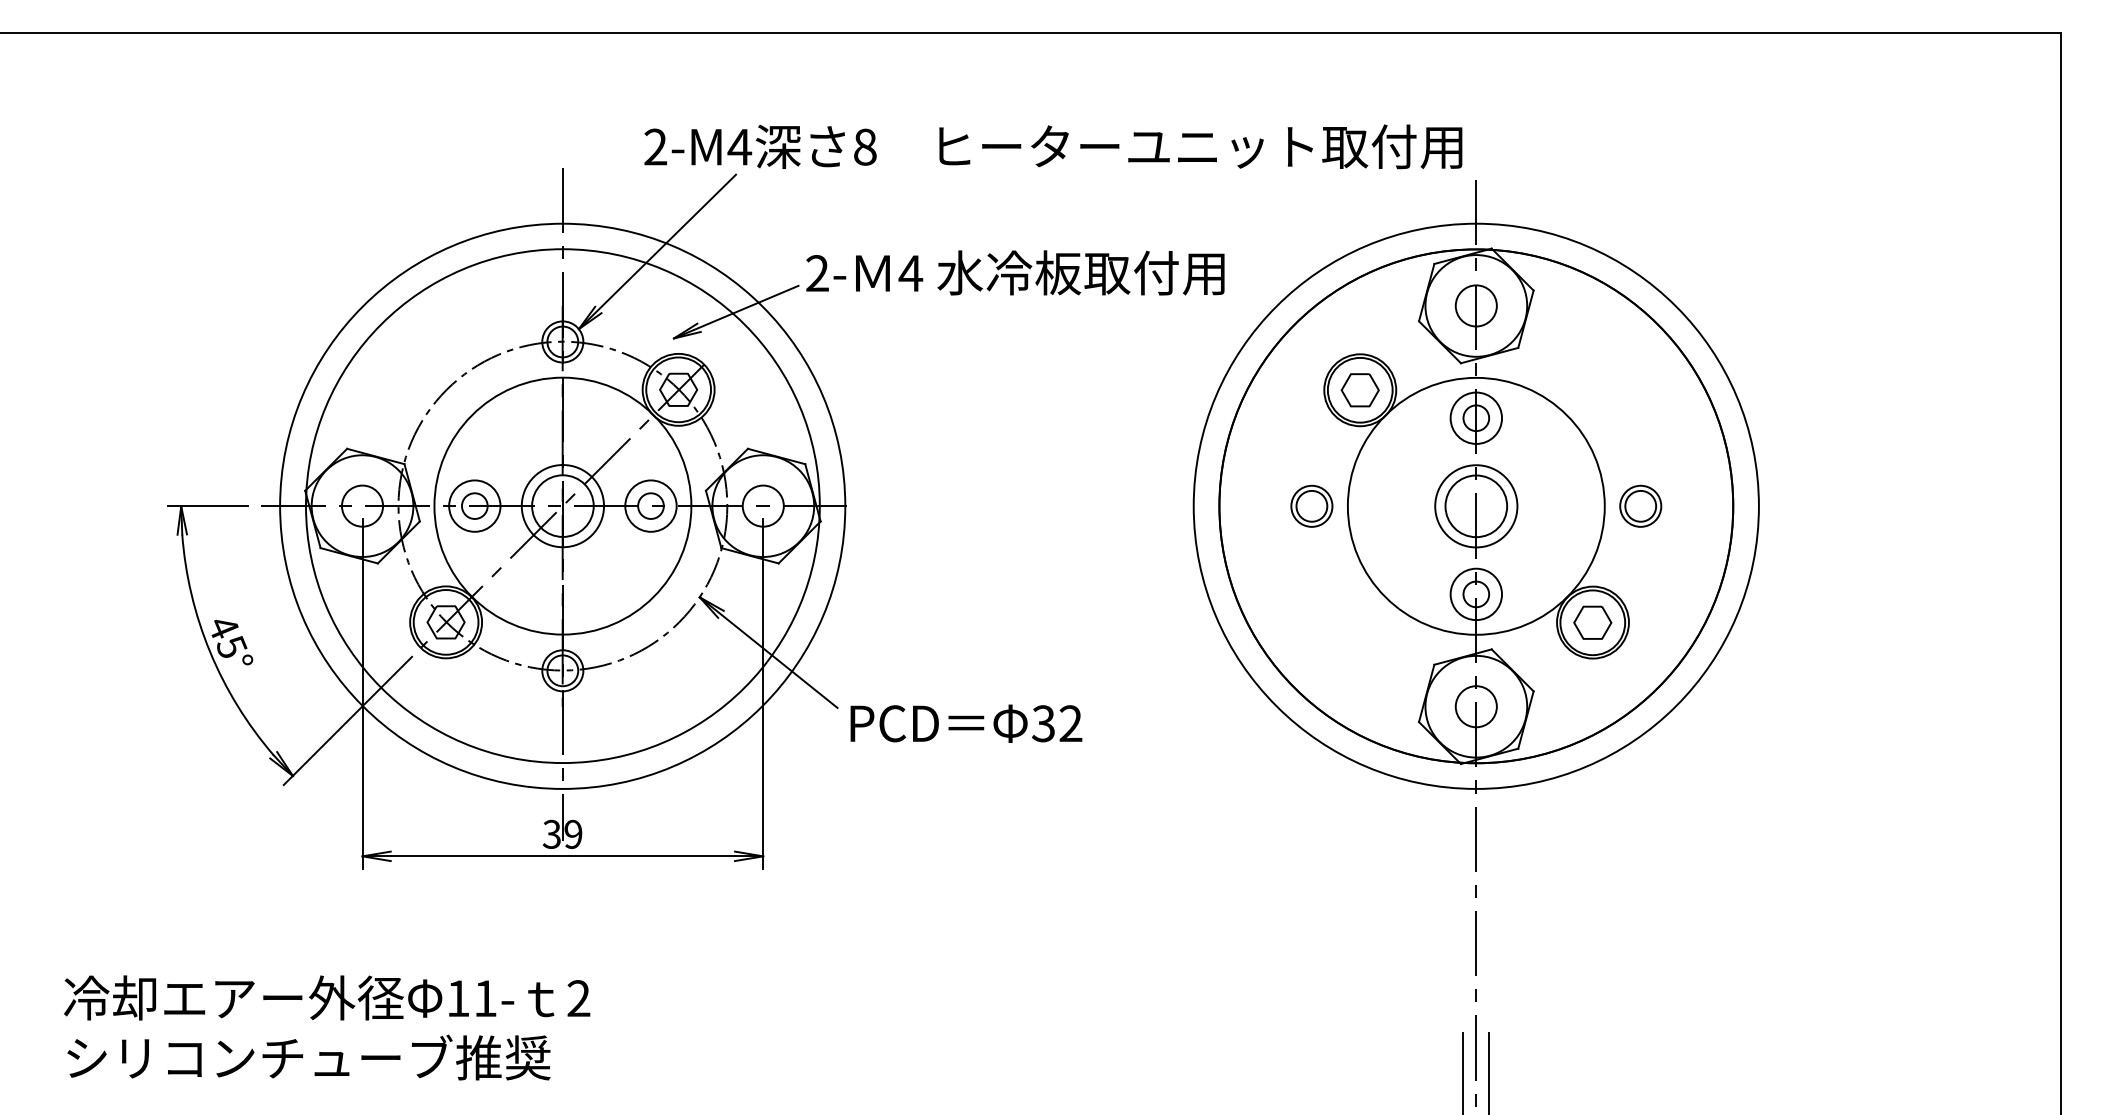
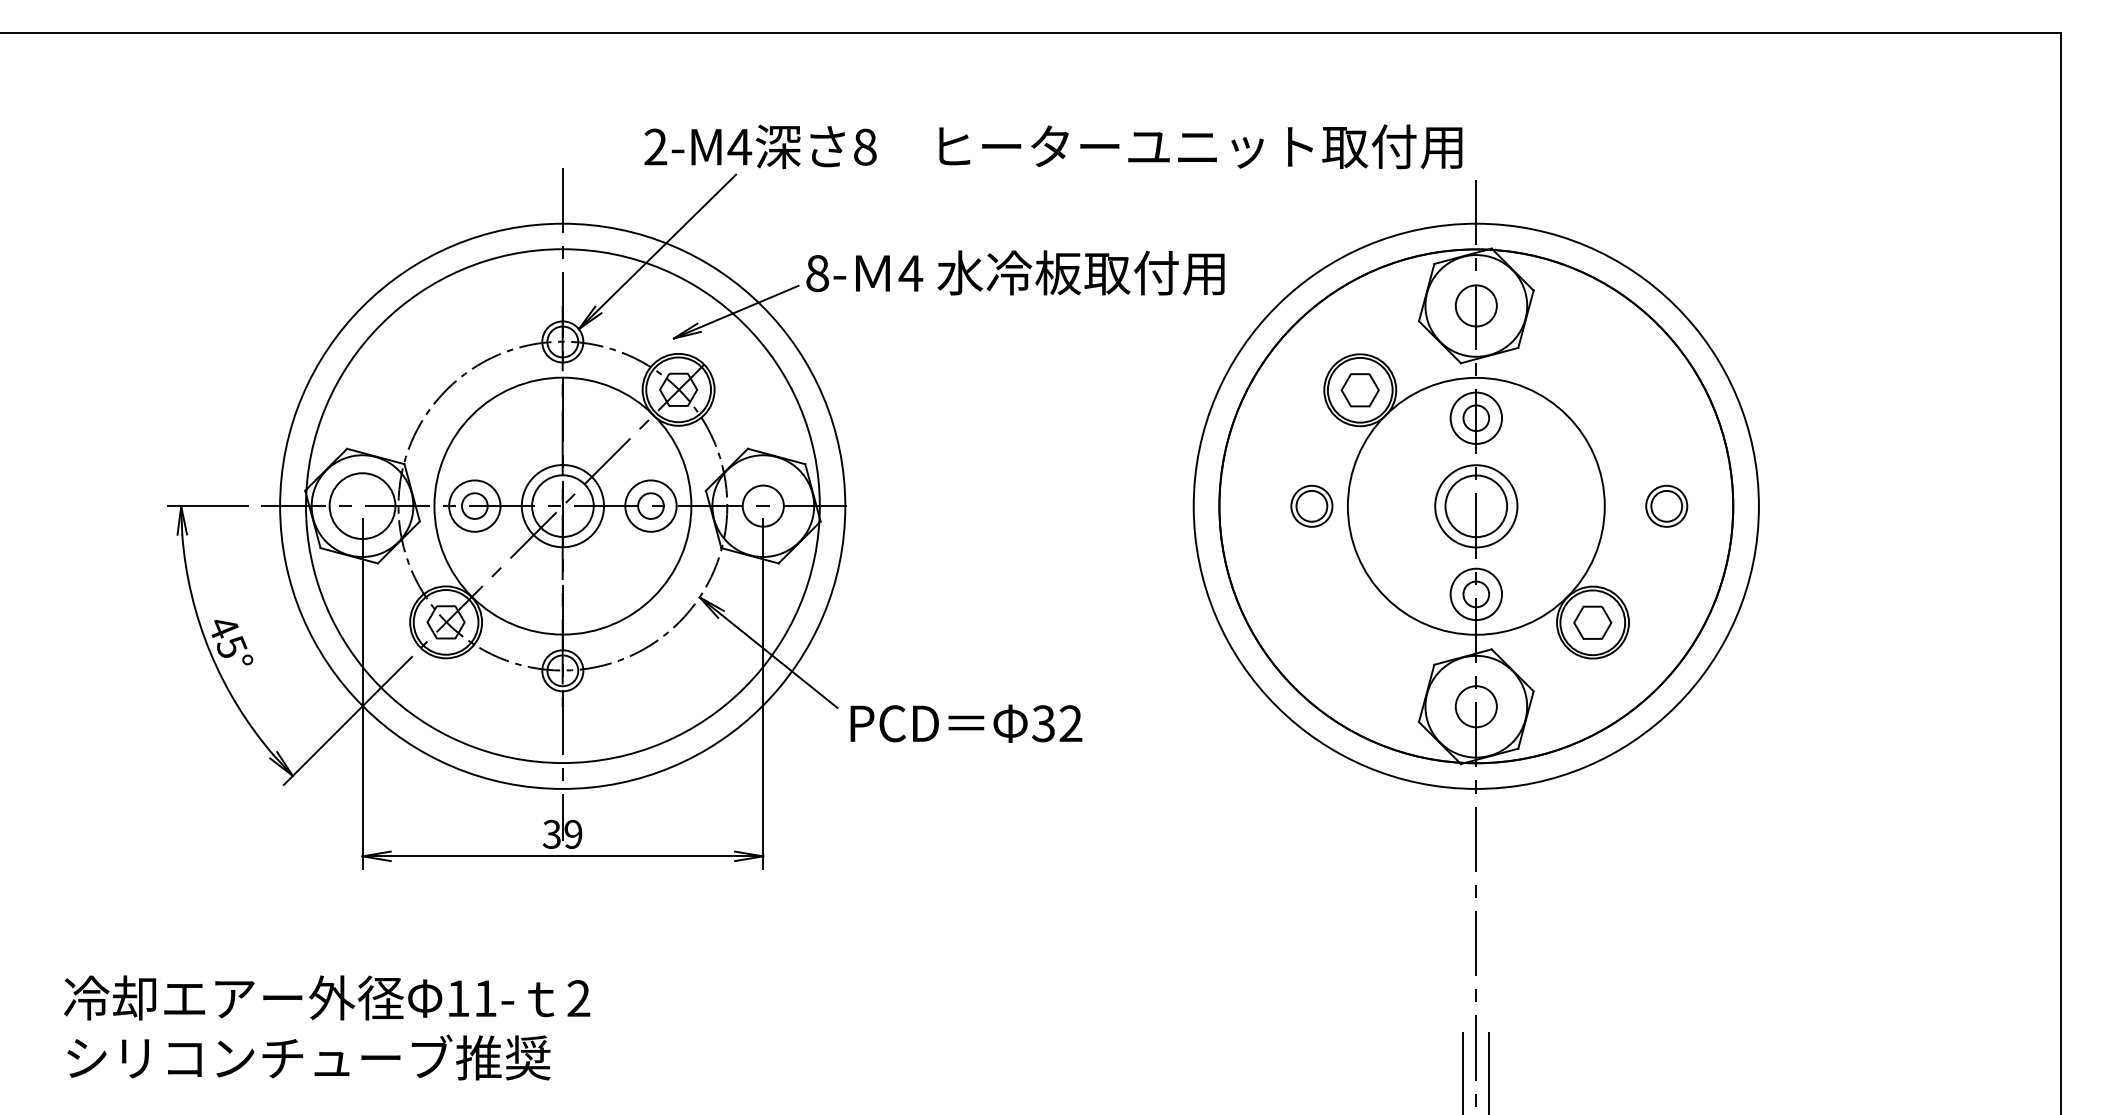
text: 2- -> 8- (817, 273)
circle diameter: 41 px -> 66 px (362, 506)
part position: (1640, 505) -> (1666, 505) (1666, 505)
